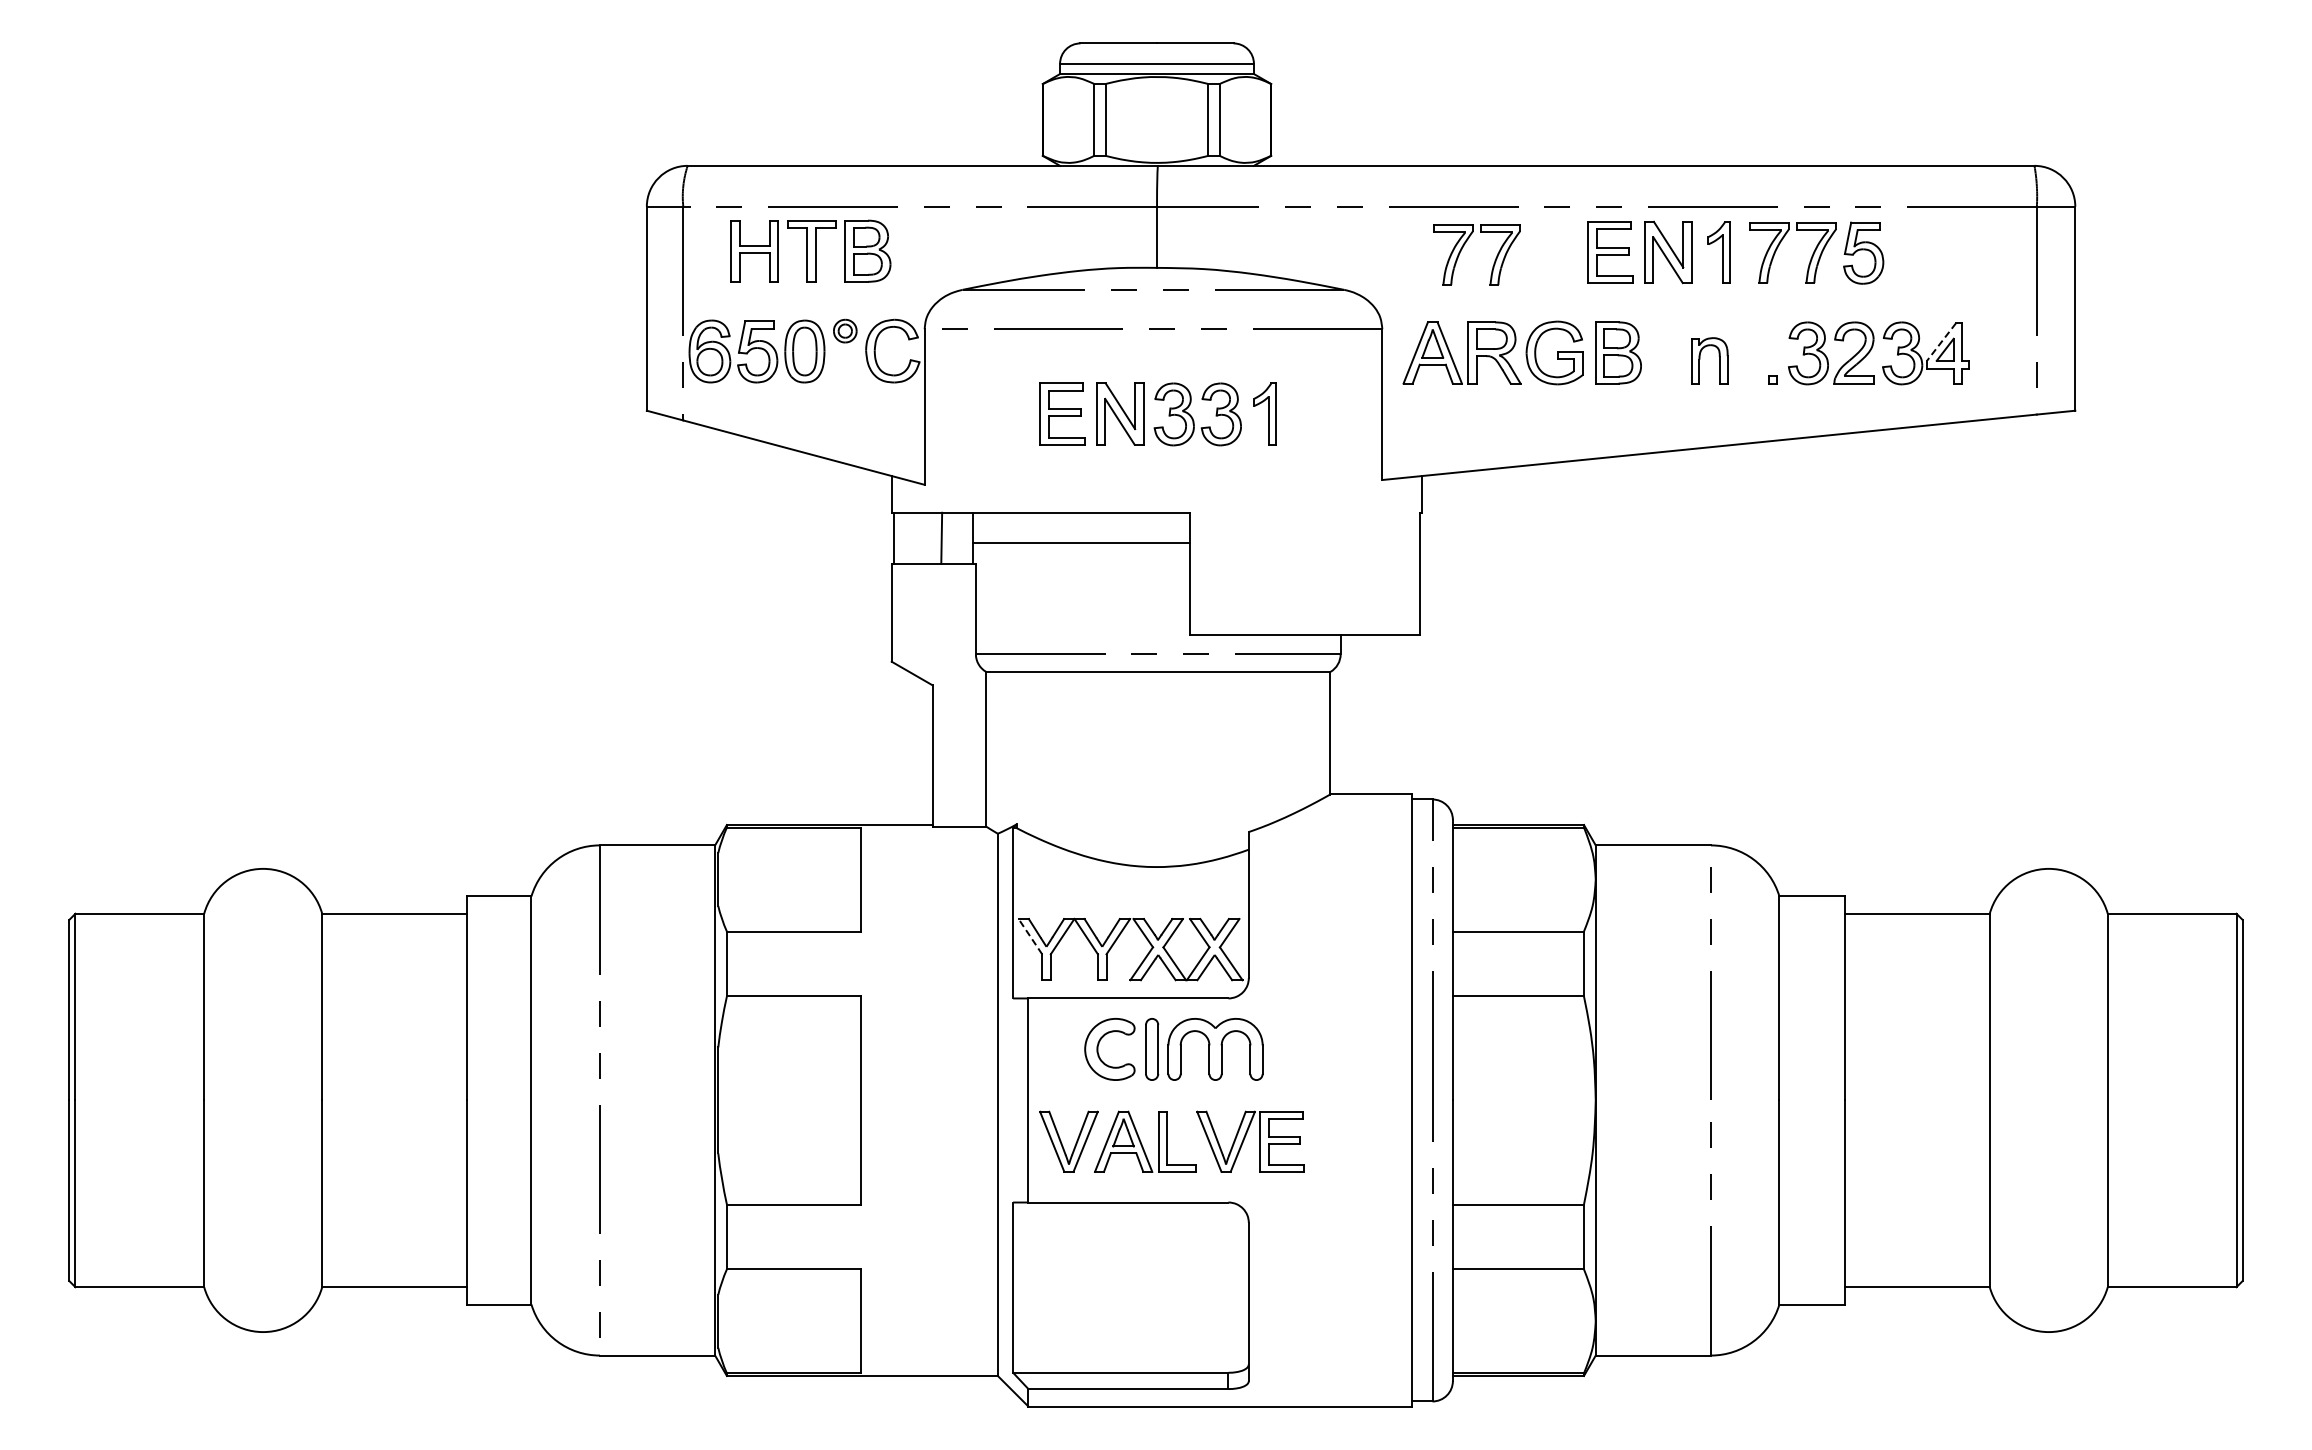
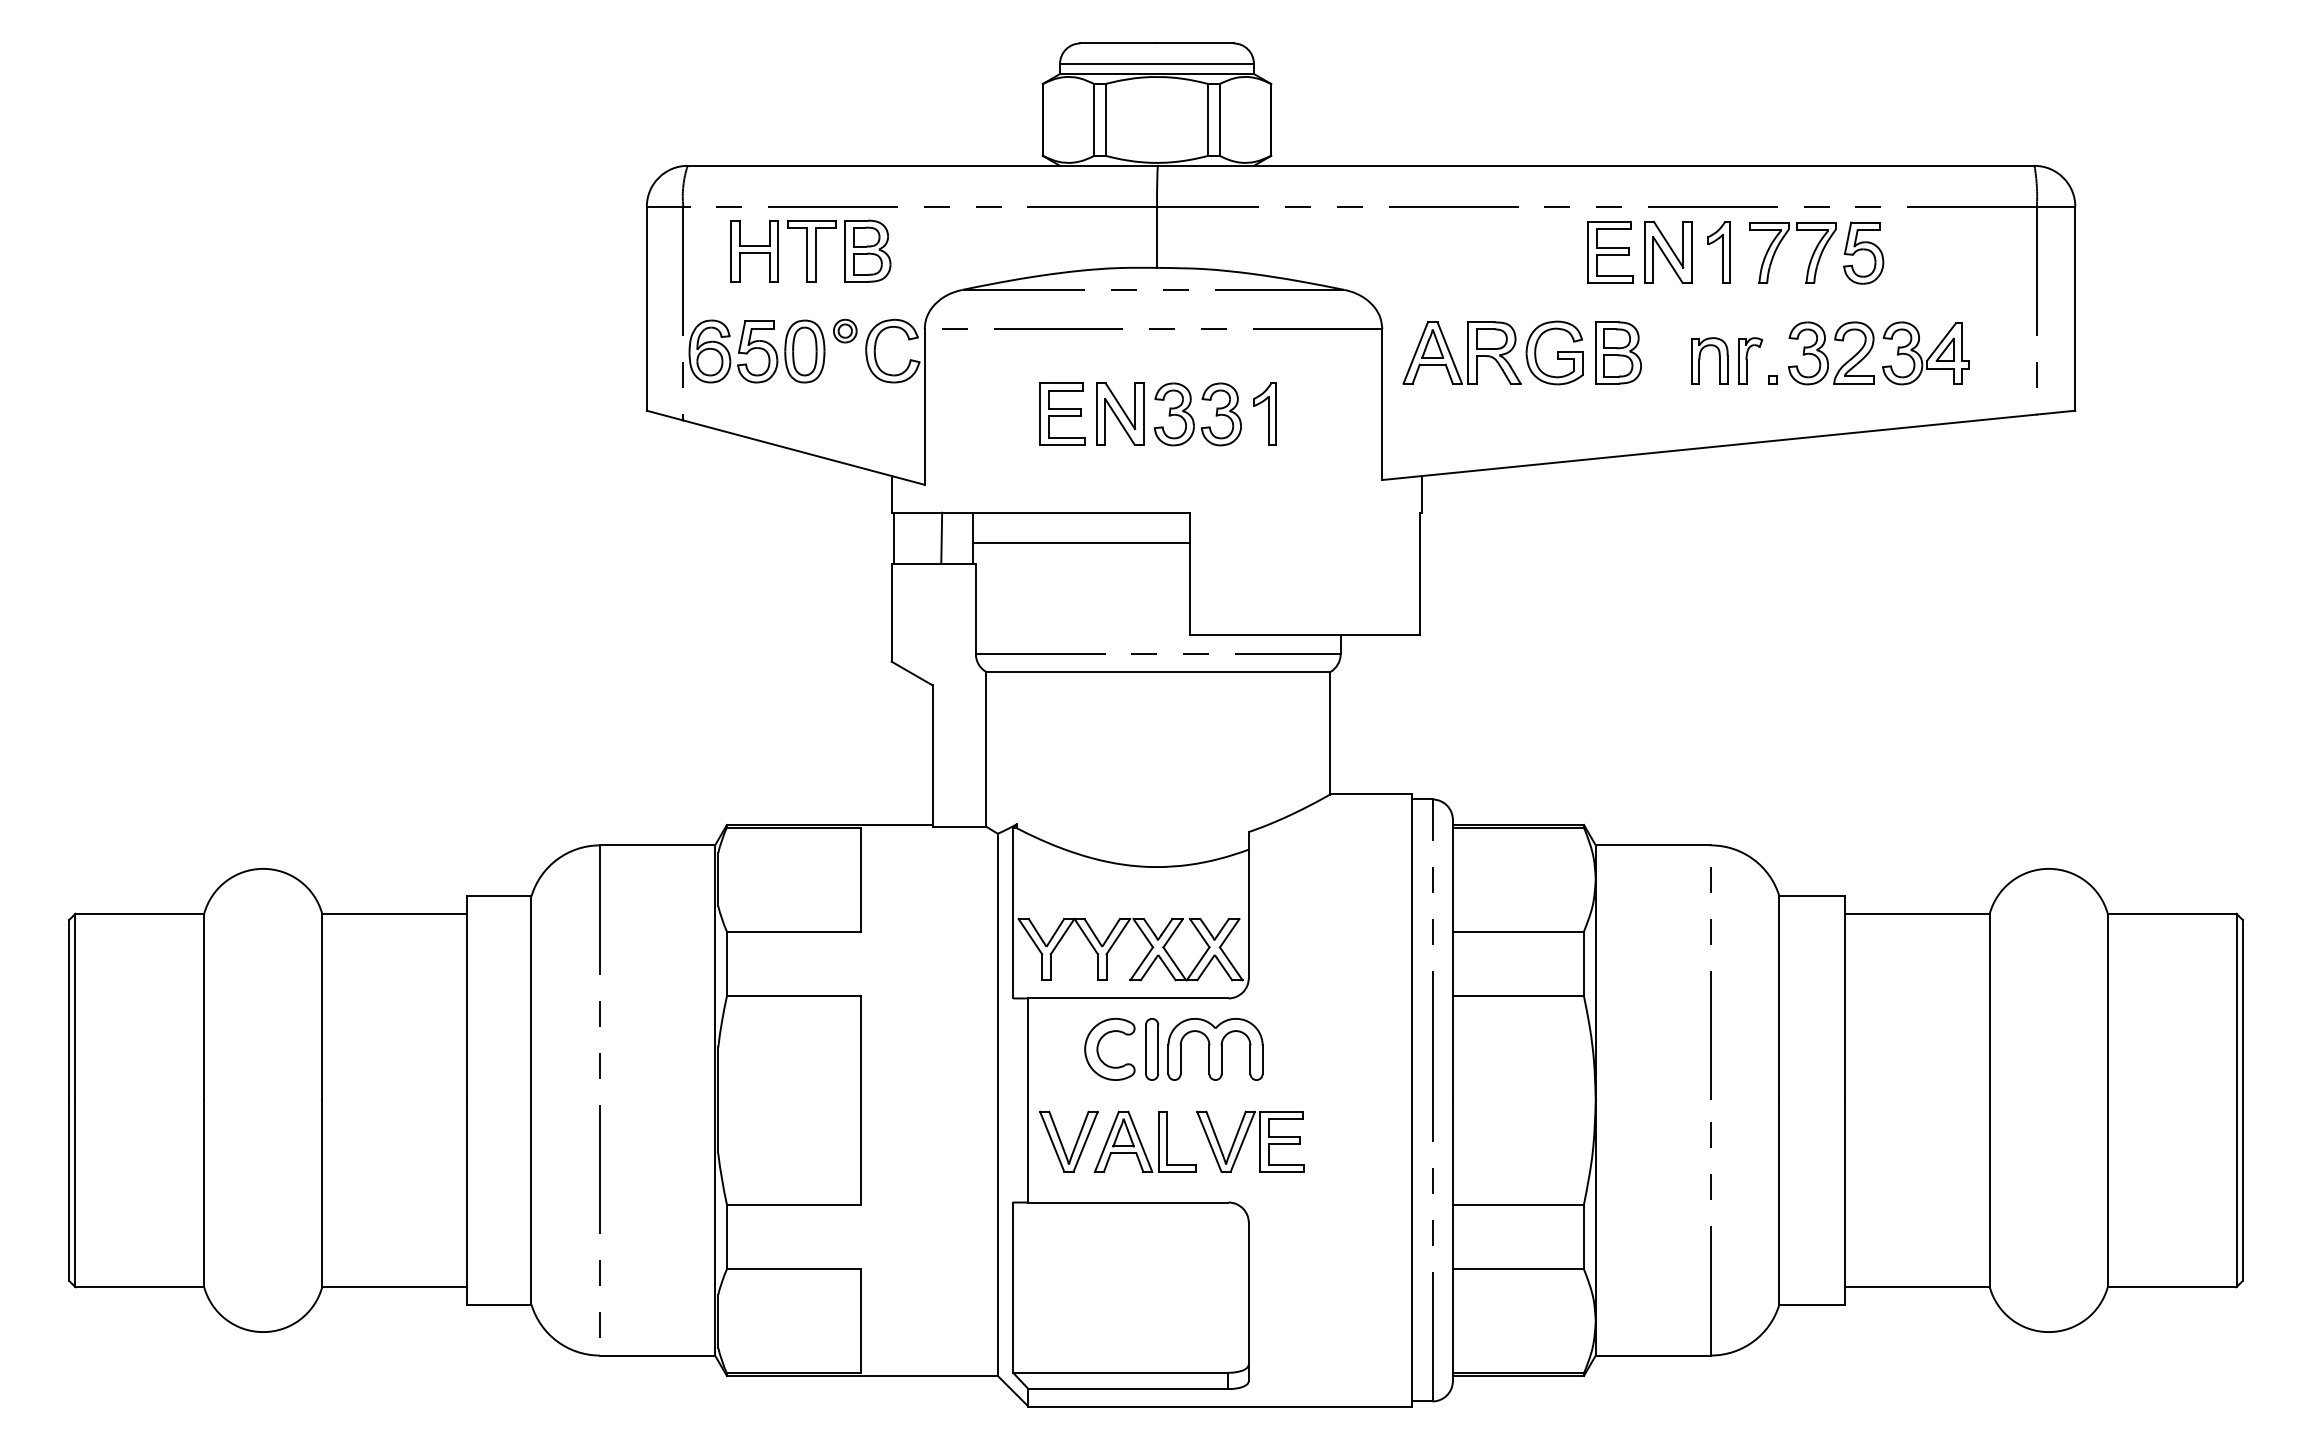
part: present -> none (1463, 247)
line: dashed -> solid (1941, 342)
part: none -> present (1750, 360)
line: dashed -> solid (1030, 936)
